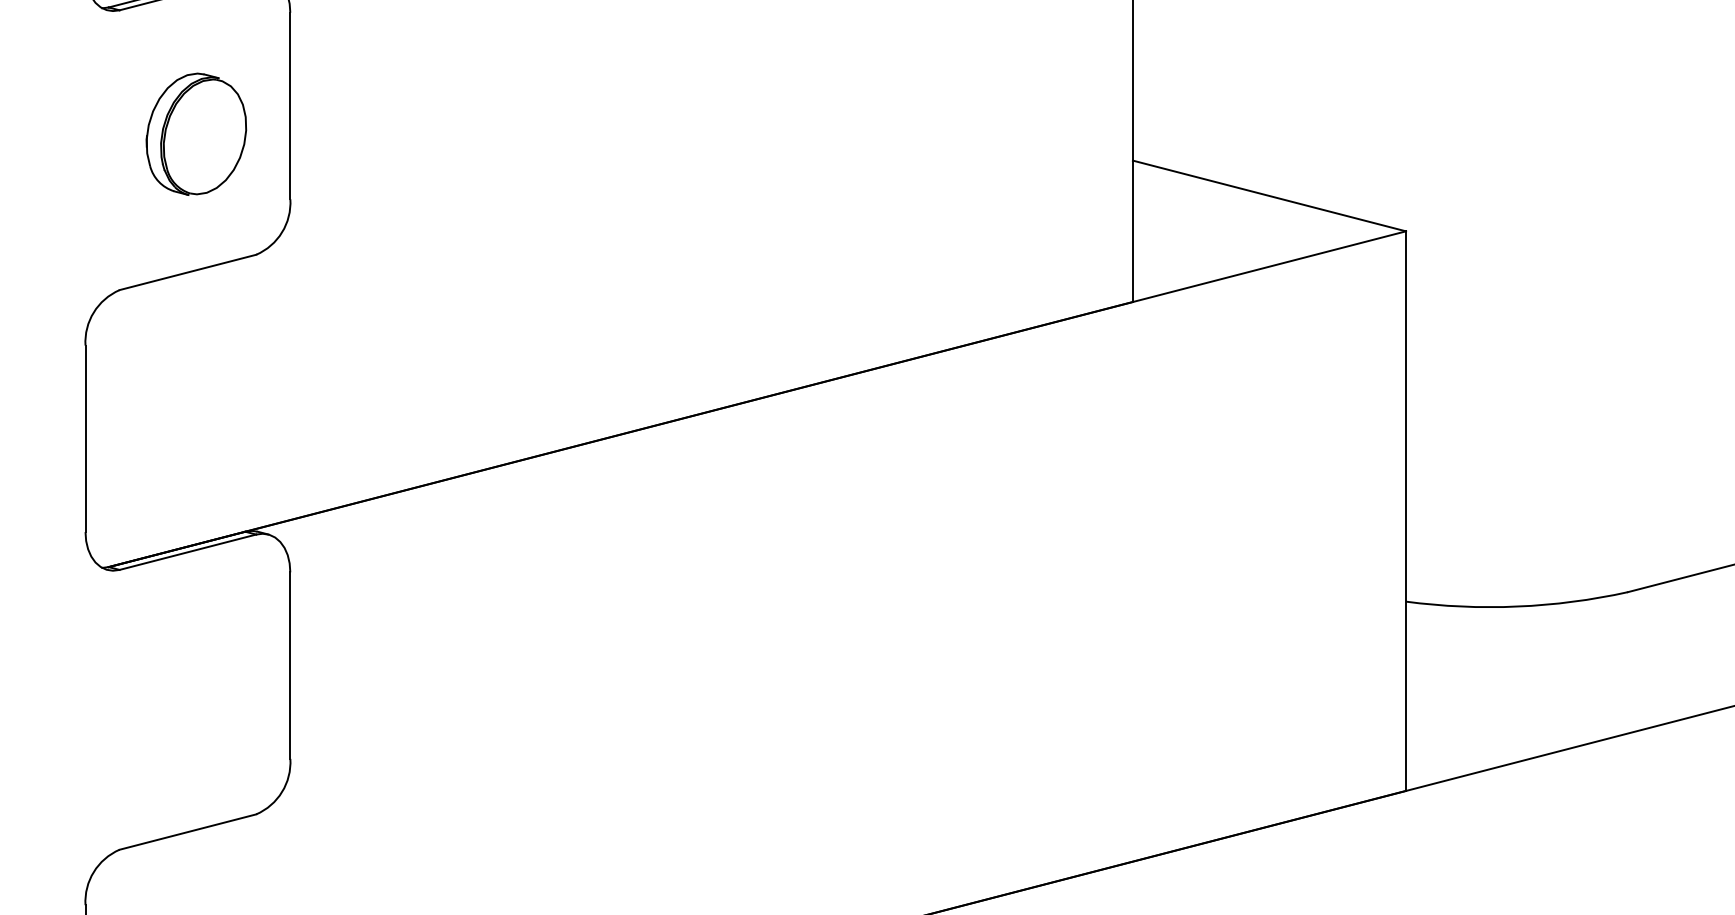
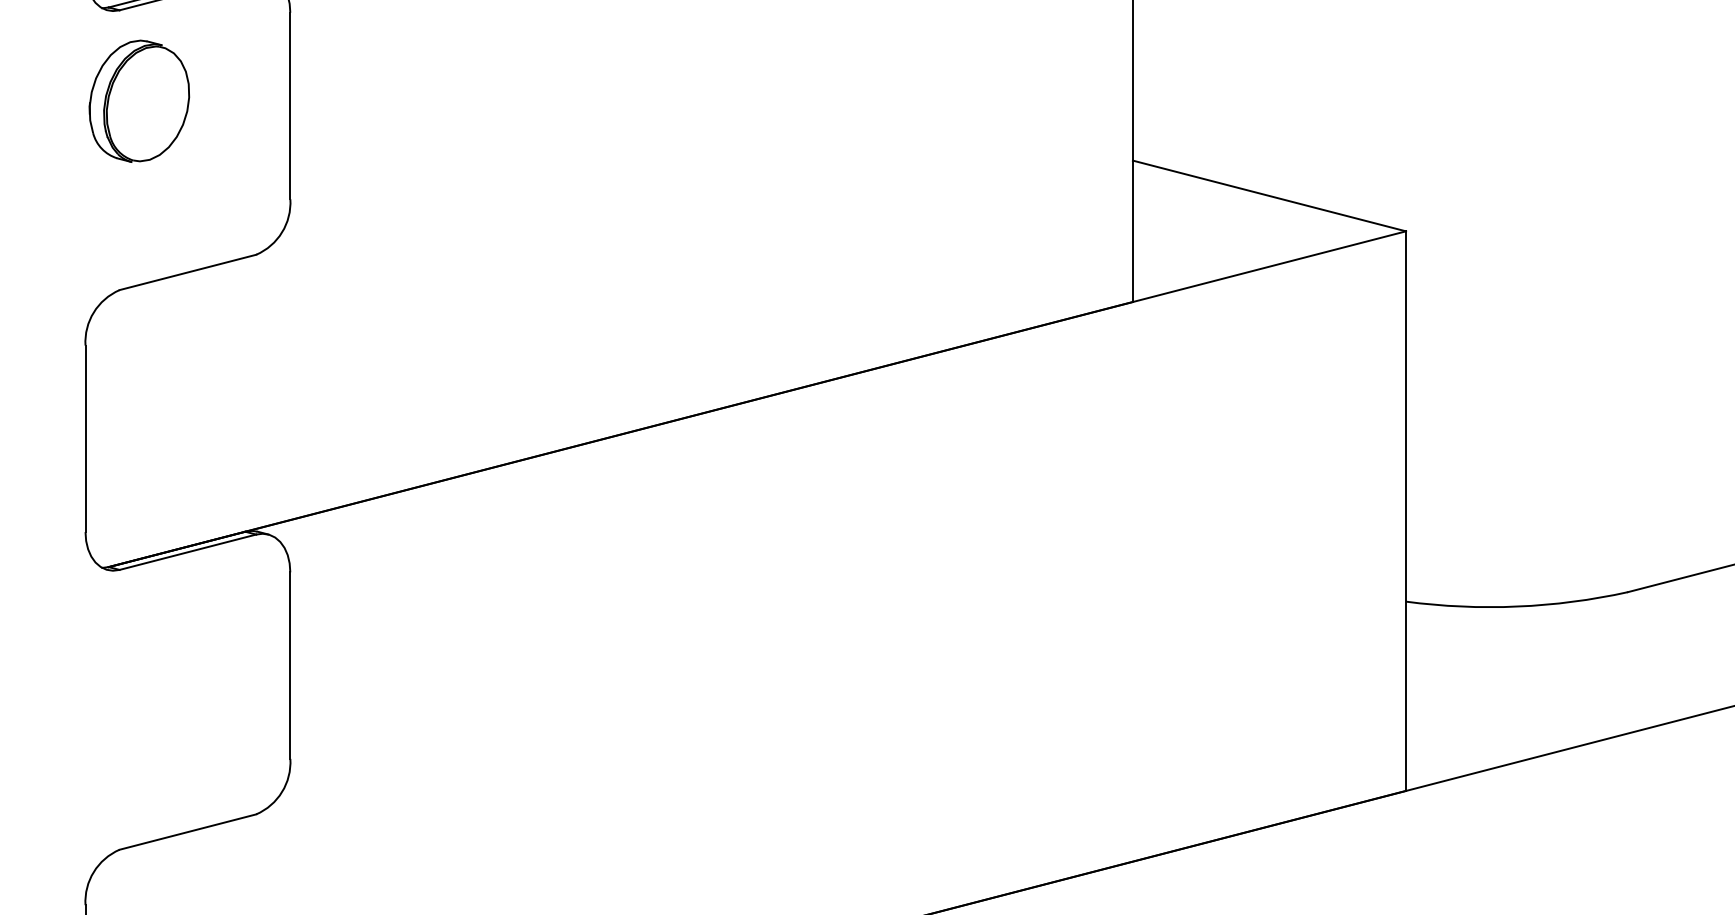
part position: (196, 133) -> (139, 100) (139, 100)
